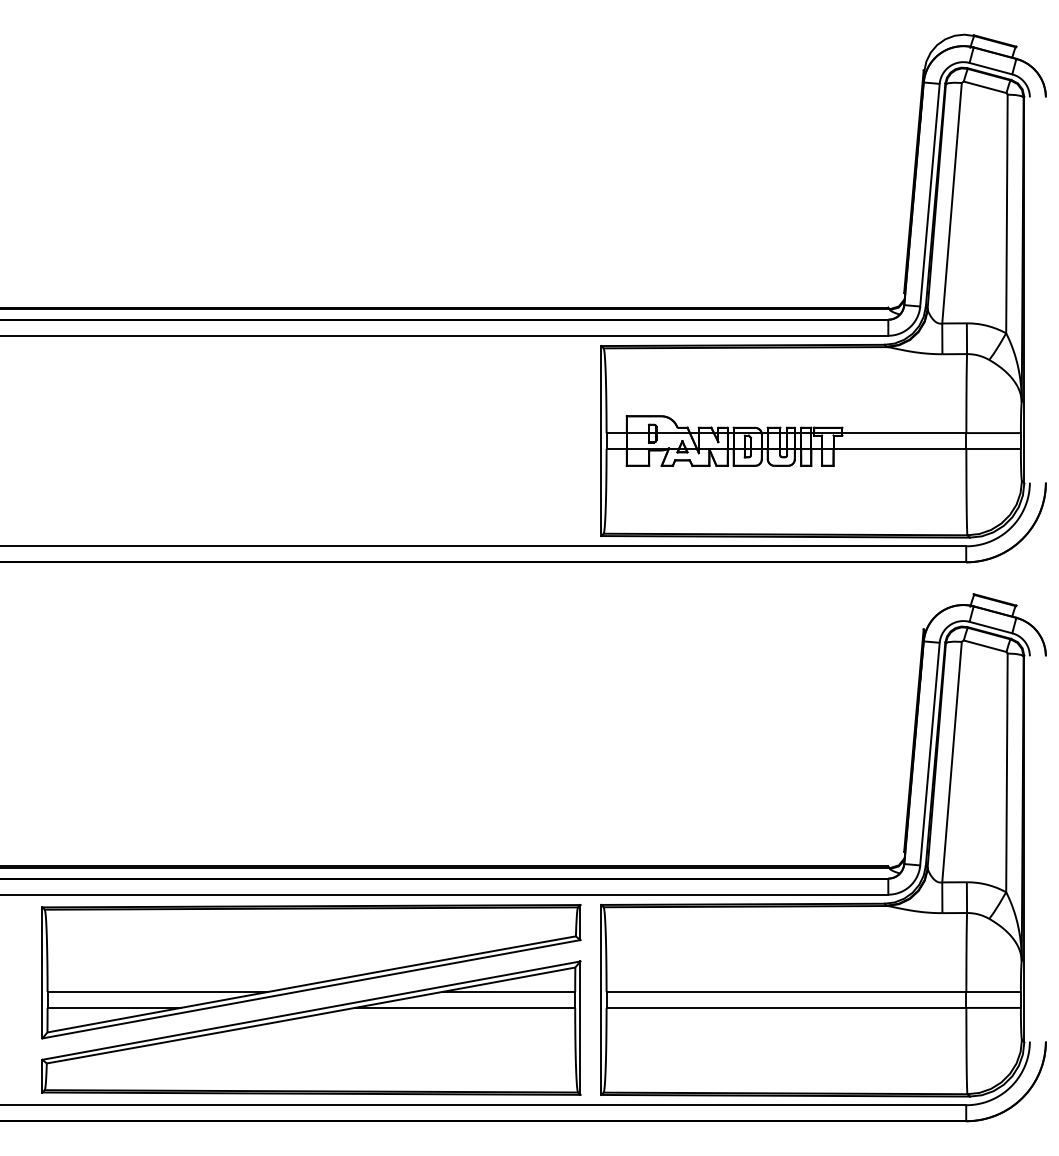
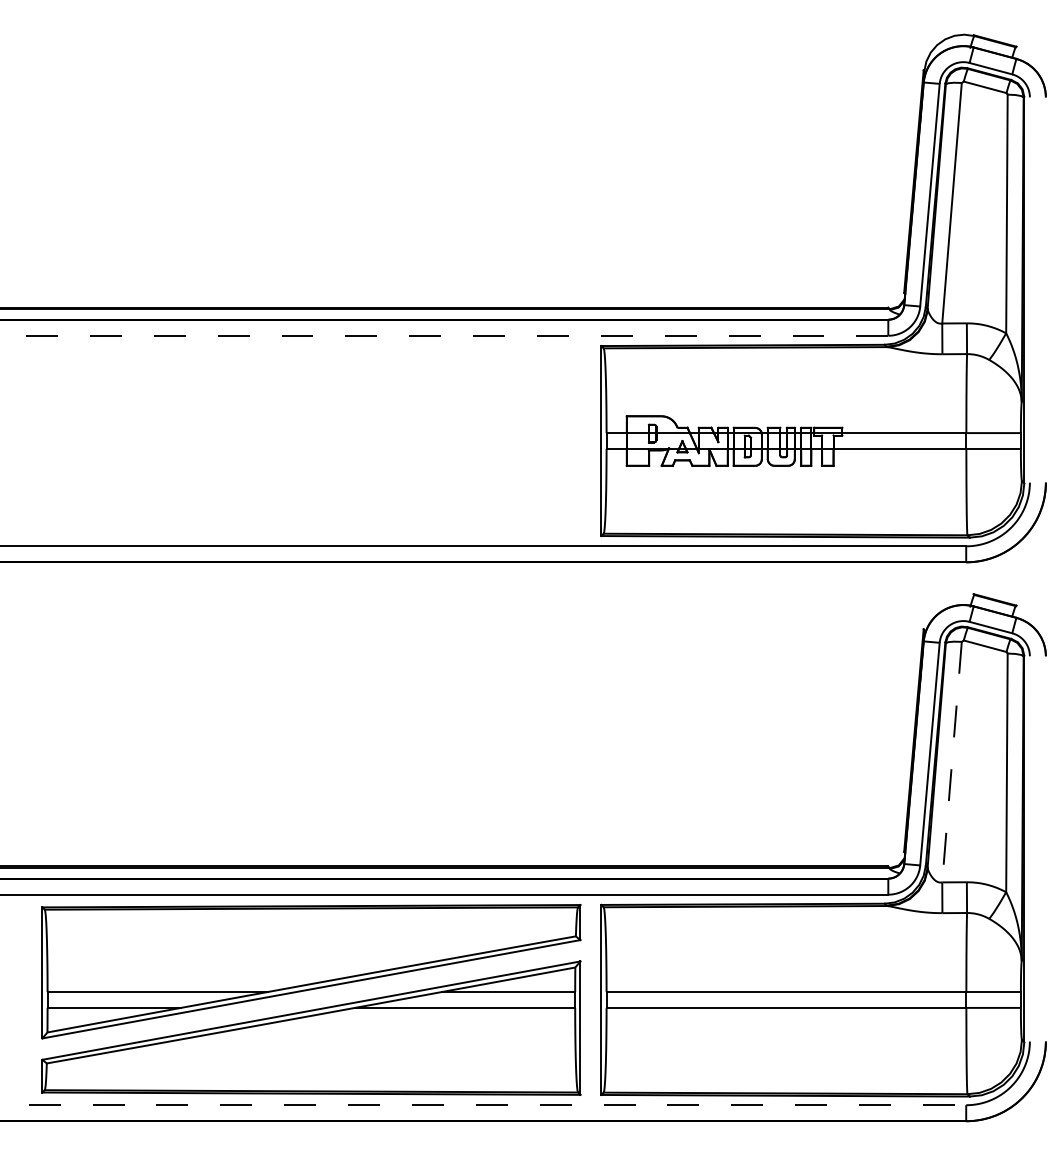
line: solid -> dashed (444, 335)
line: solid -> dashed (952, 762)
line: solid -> dashed (483, 1105)
